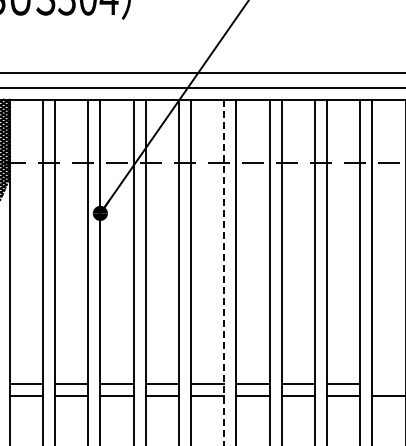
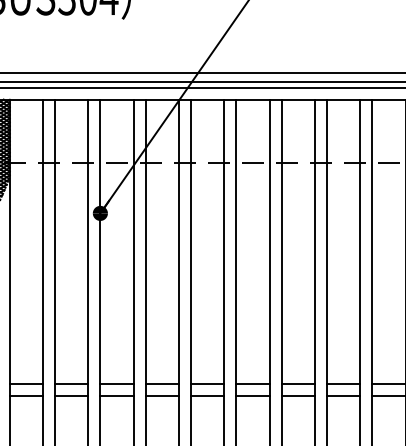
line: none -> present (202, 81)
line: dashed -> solid (224, 272)
line: none -> present (387, 383)
